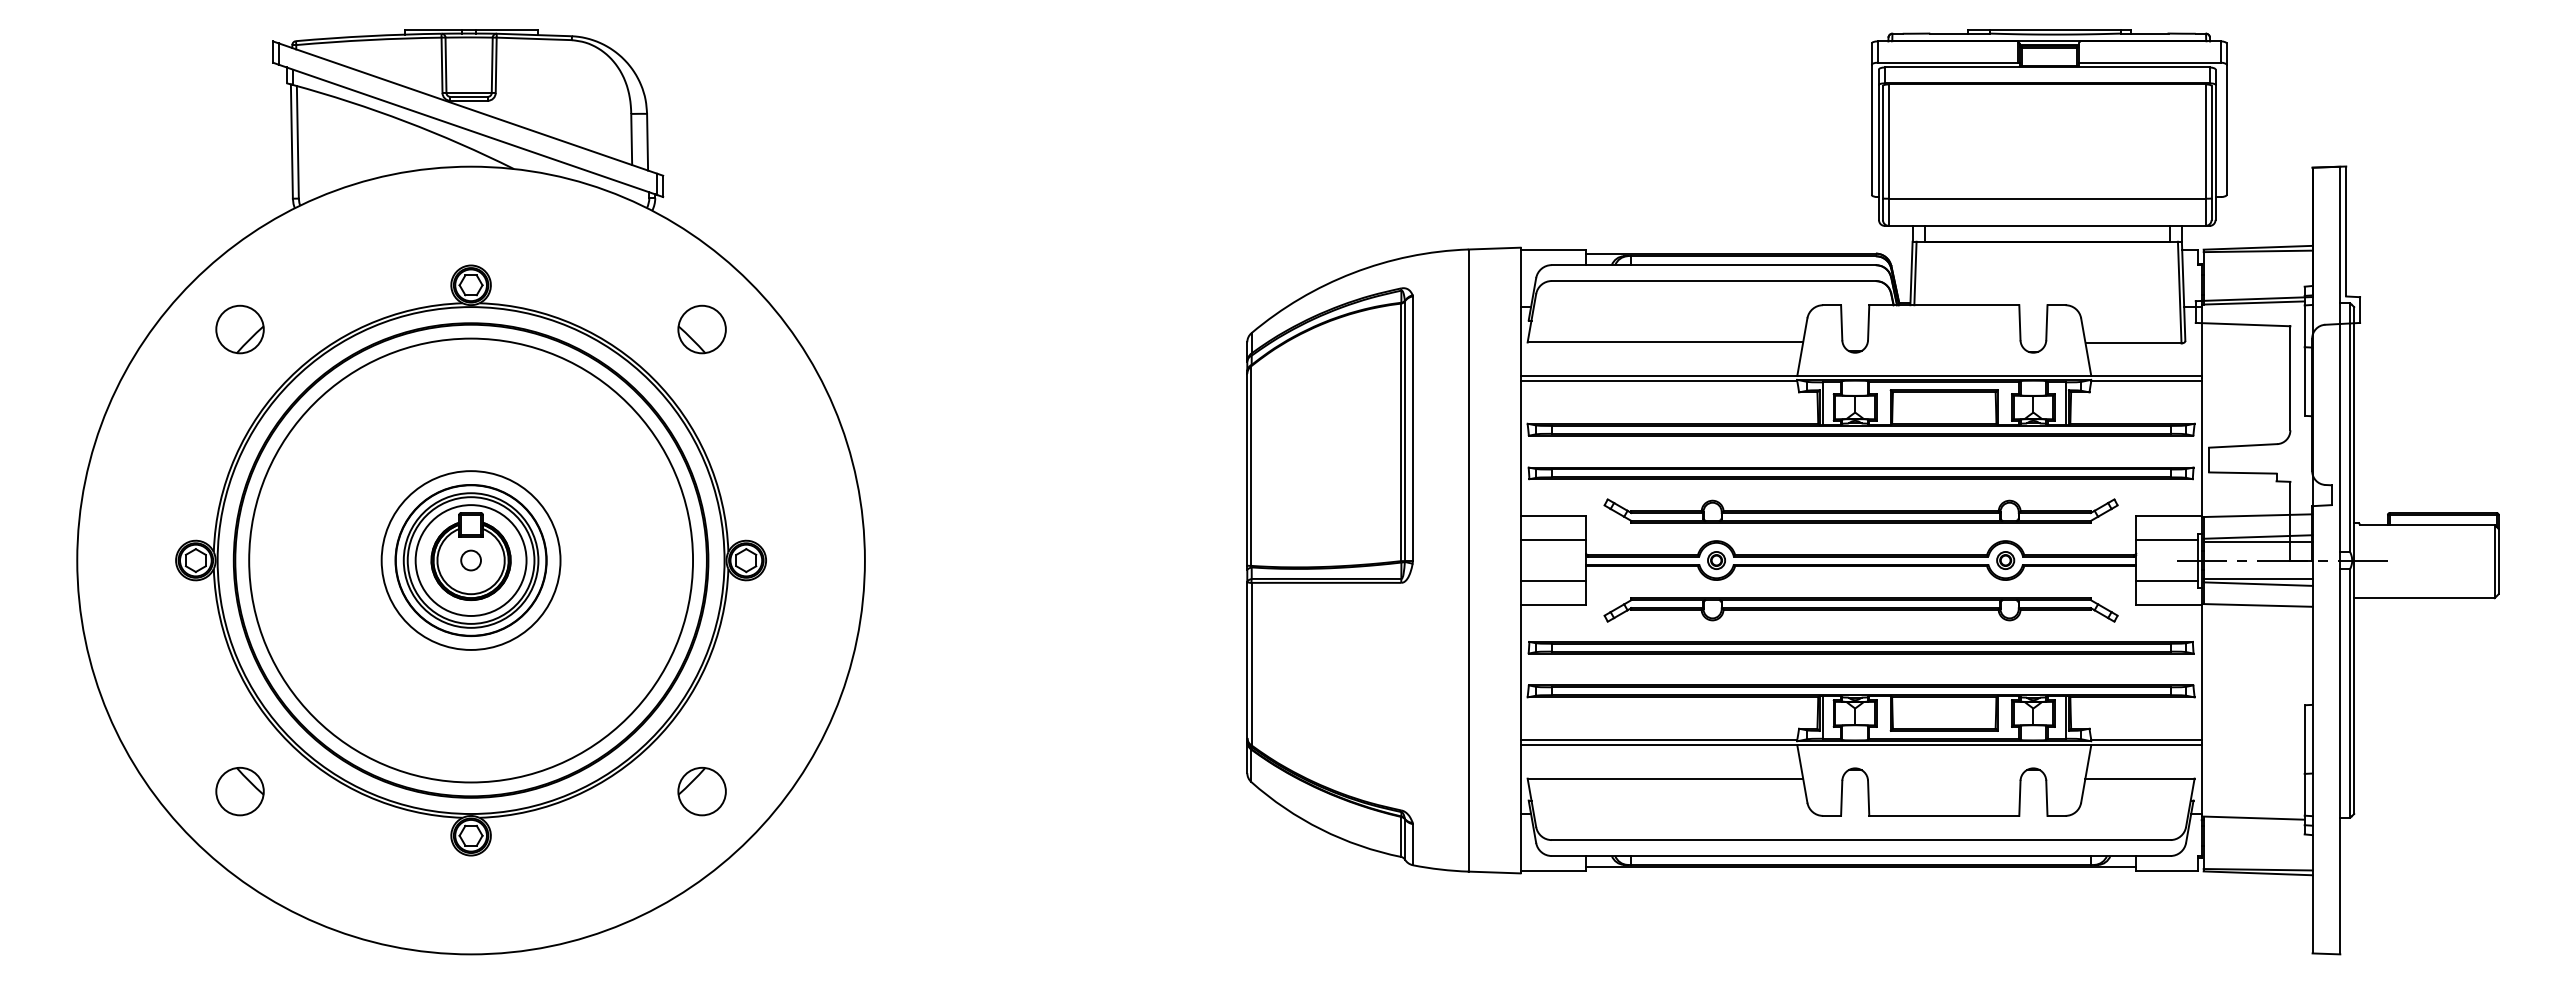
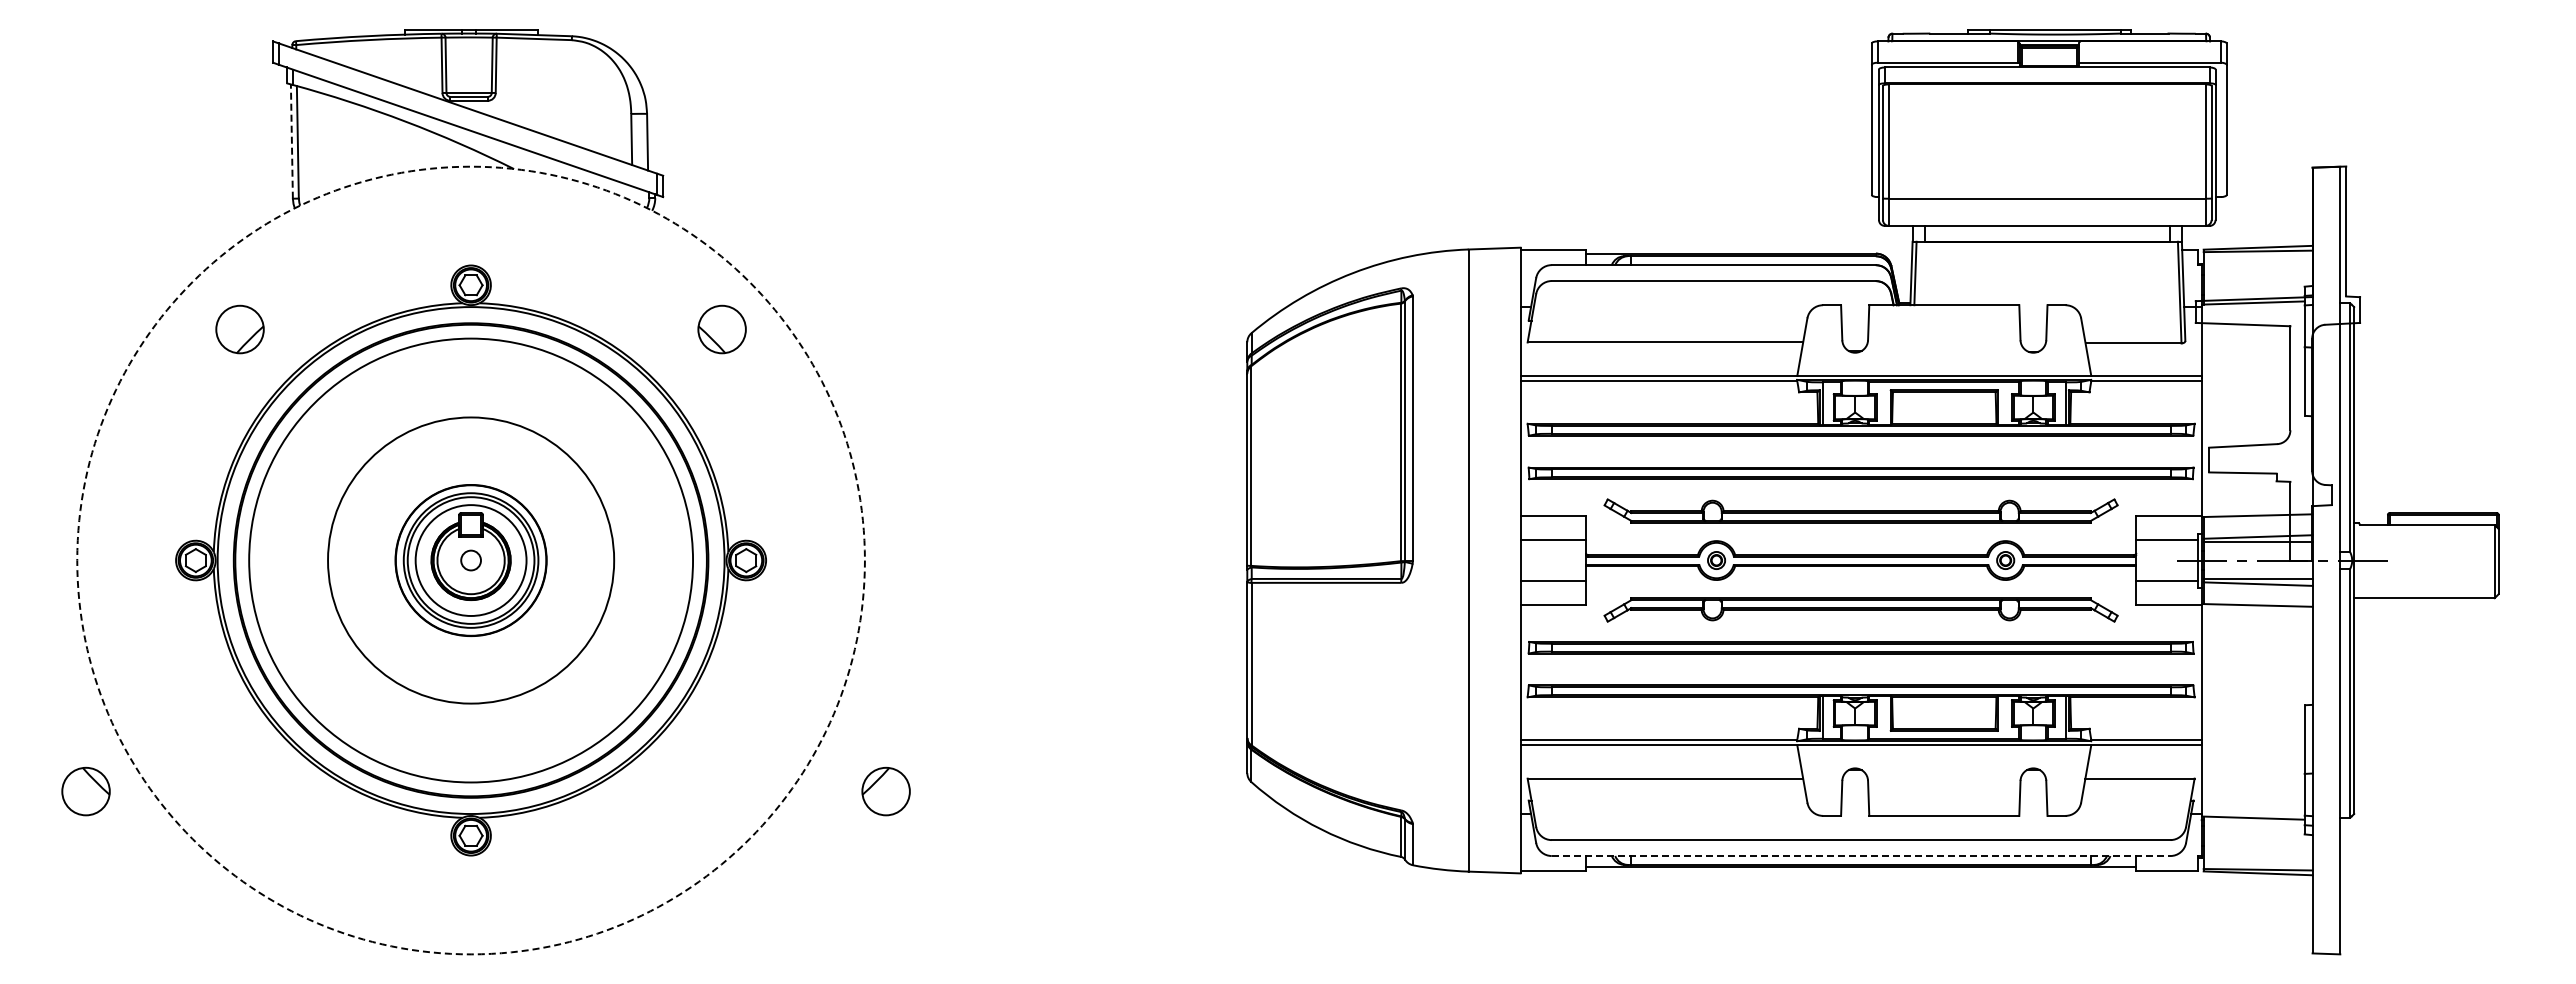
line: solid -> dashed (291, 141)
part position: (701, 329) -> (721, 329) (721, 329)
circle diameter: 179 px -> 286 px (471, 560)
circle: solid -> dashed (470, 560)
part position: (239, 791) -> (85, 791) (85, 791)
part position: (701, 791) -> (885, 791) (885, 791)
line: solid -> dashed (1861, 856)
